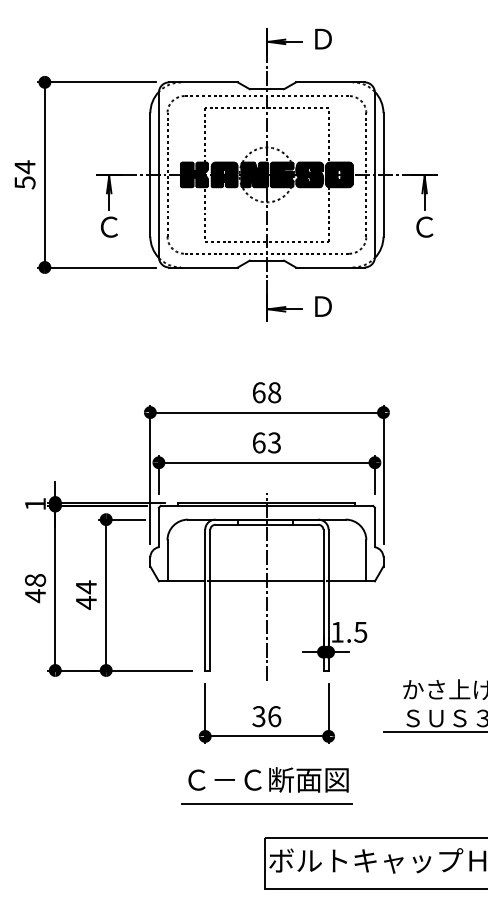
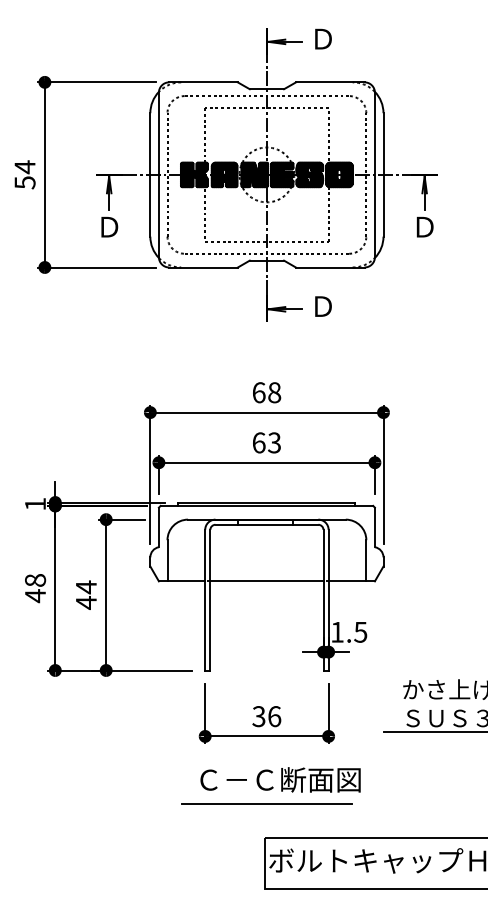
text: Ｃ -> Ｄ (109, 226)
text: Ｃ -> Ｄ (424, 226)
line: present -> none (266, 586)
text position: (268, 779) -> (280, 779) (280, 779)
